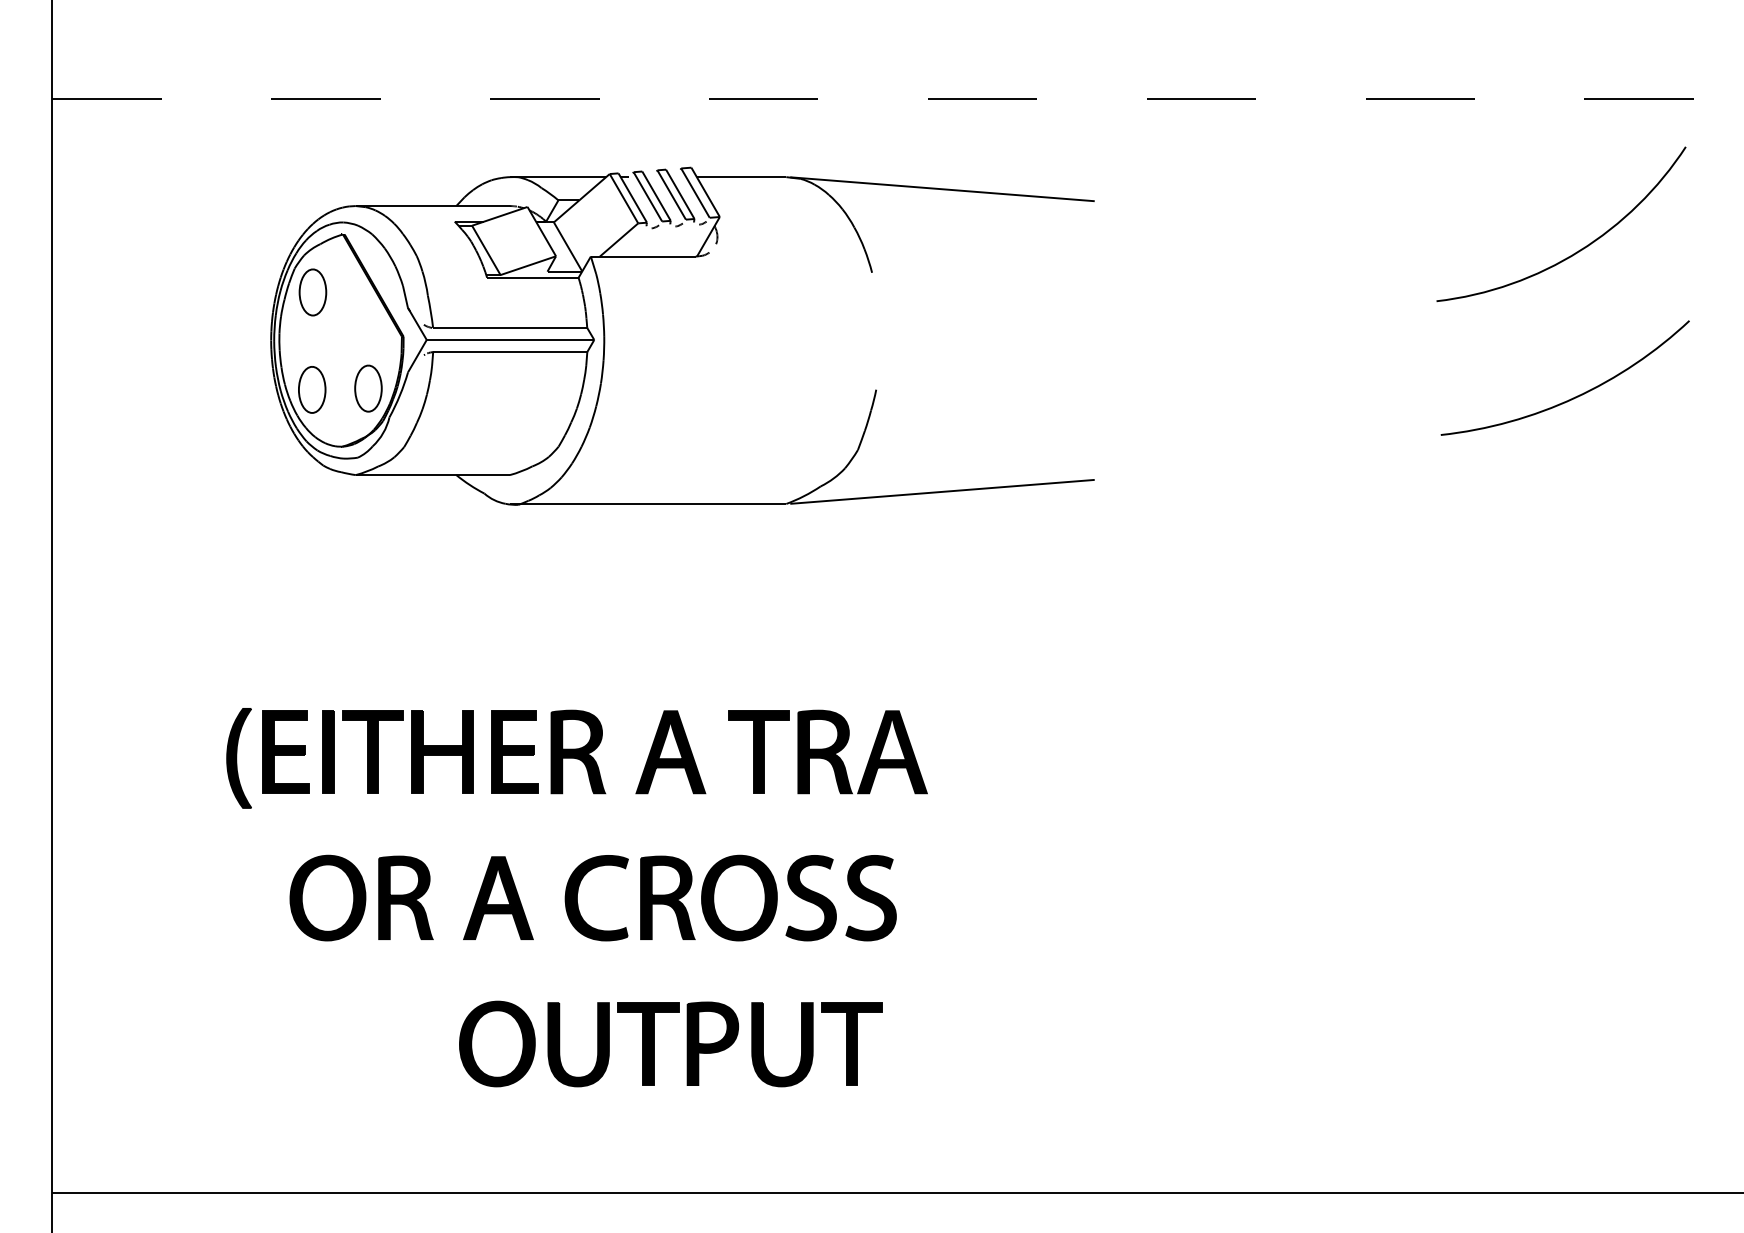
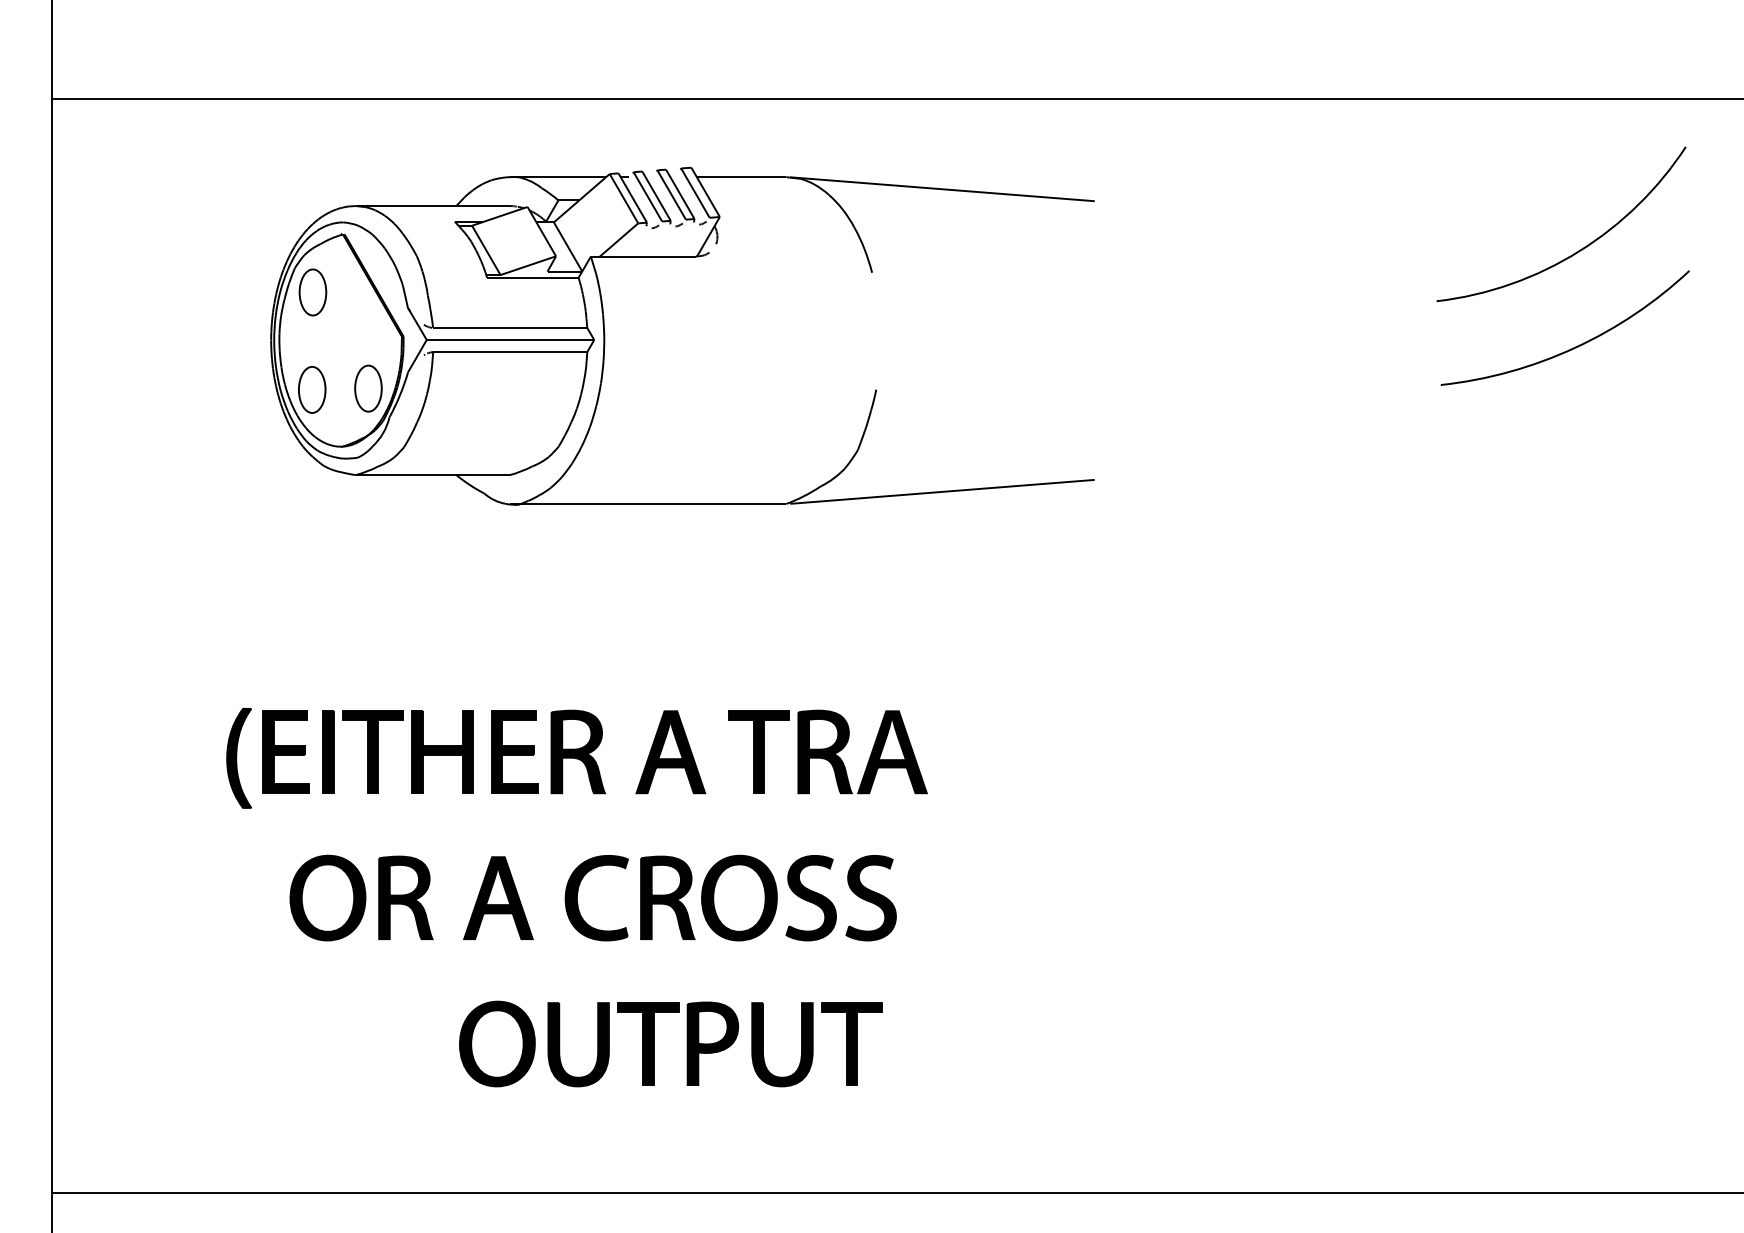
line: dashed -> solid (898, 98)
curve position: (1570, 398) -> (1570, 348) (1570, 348)
